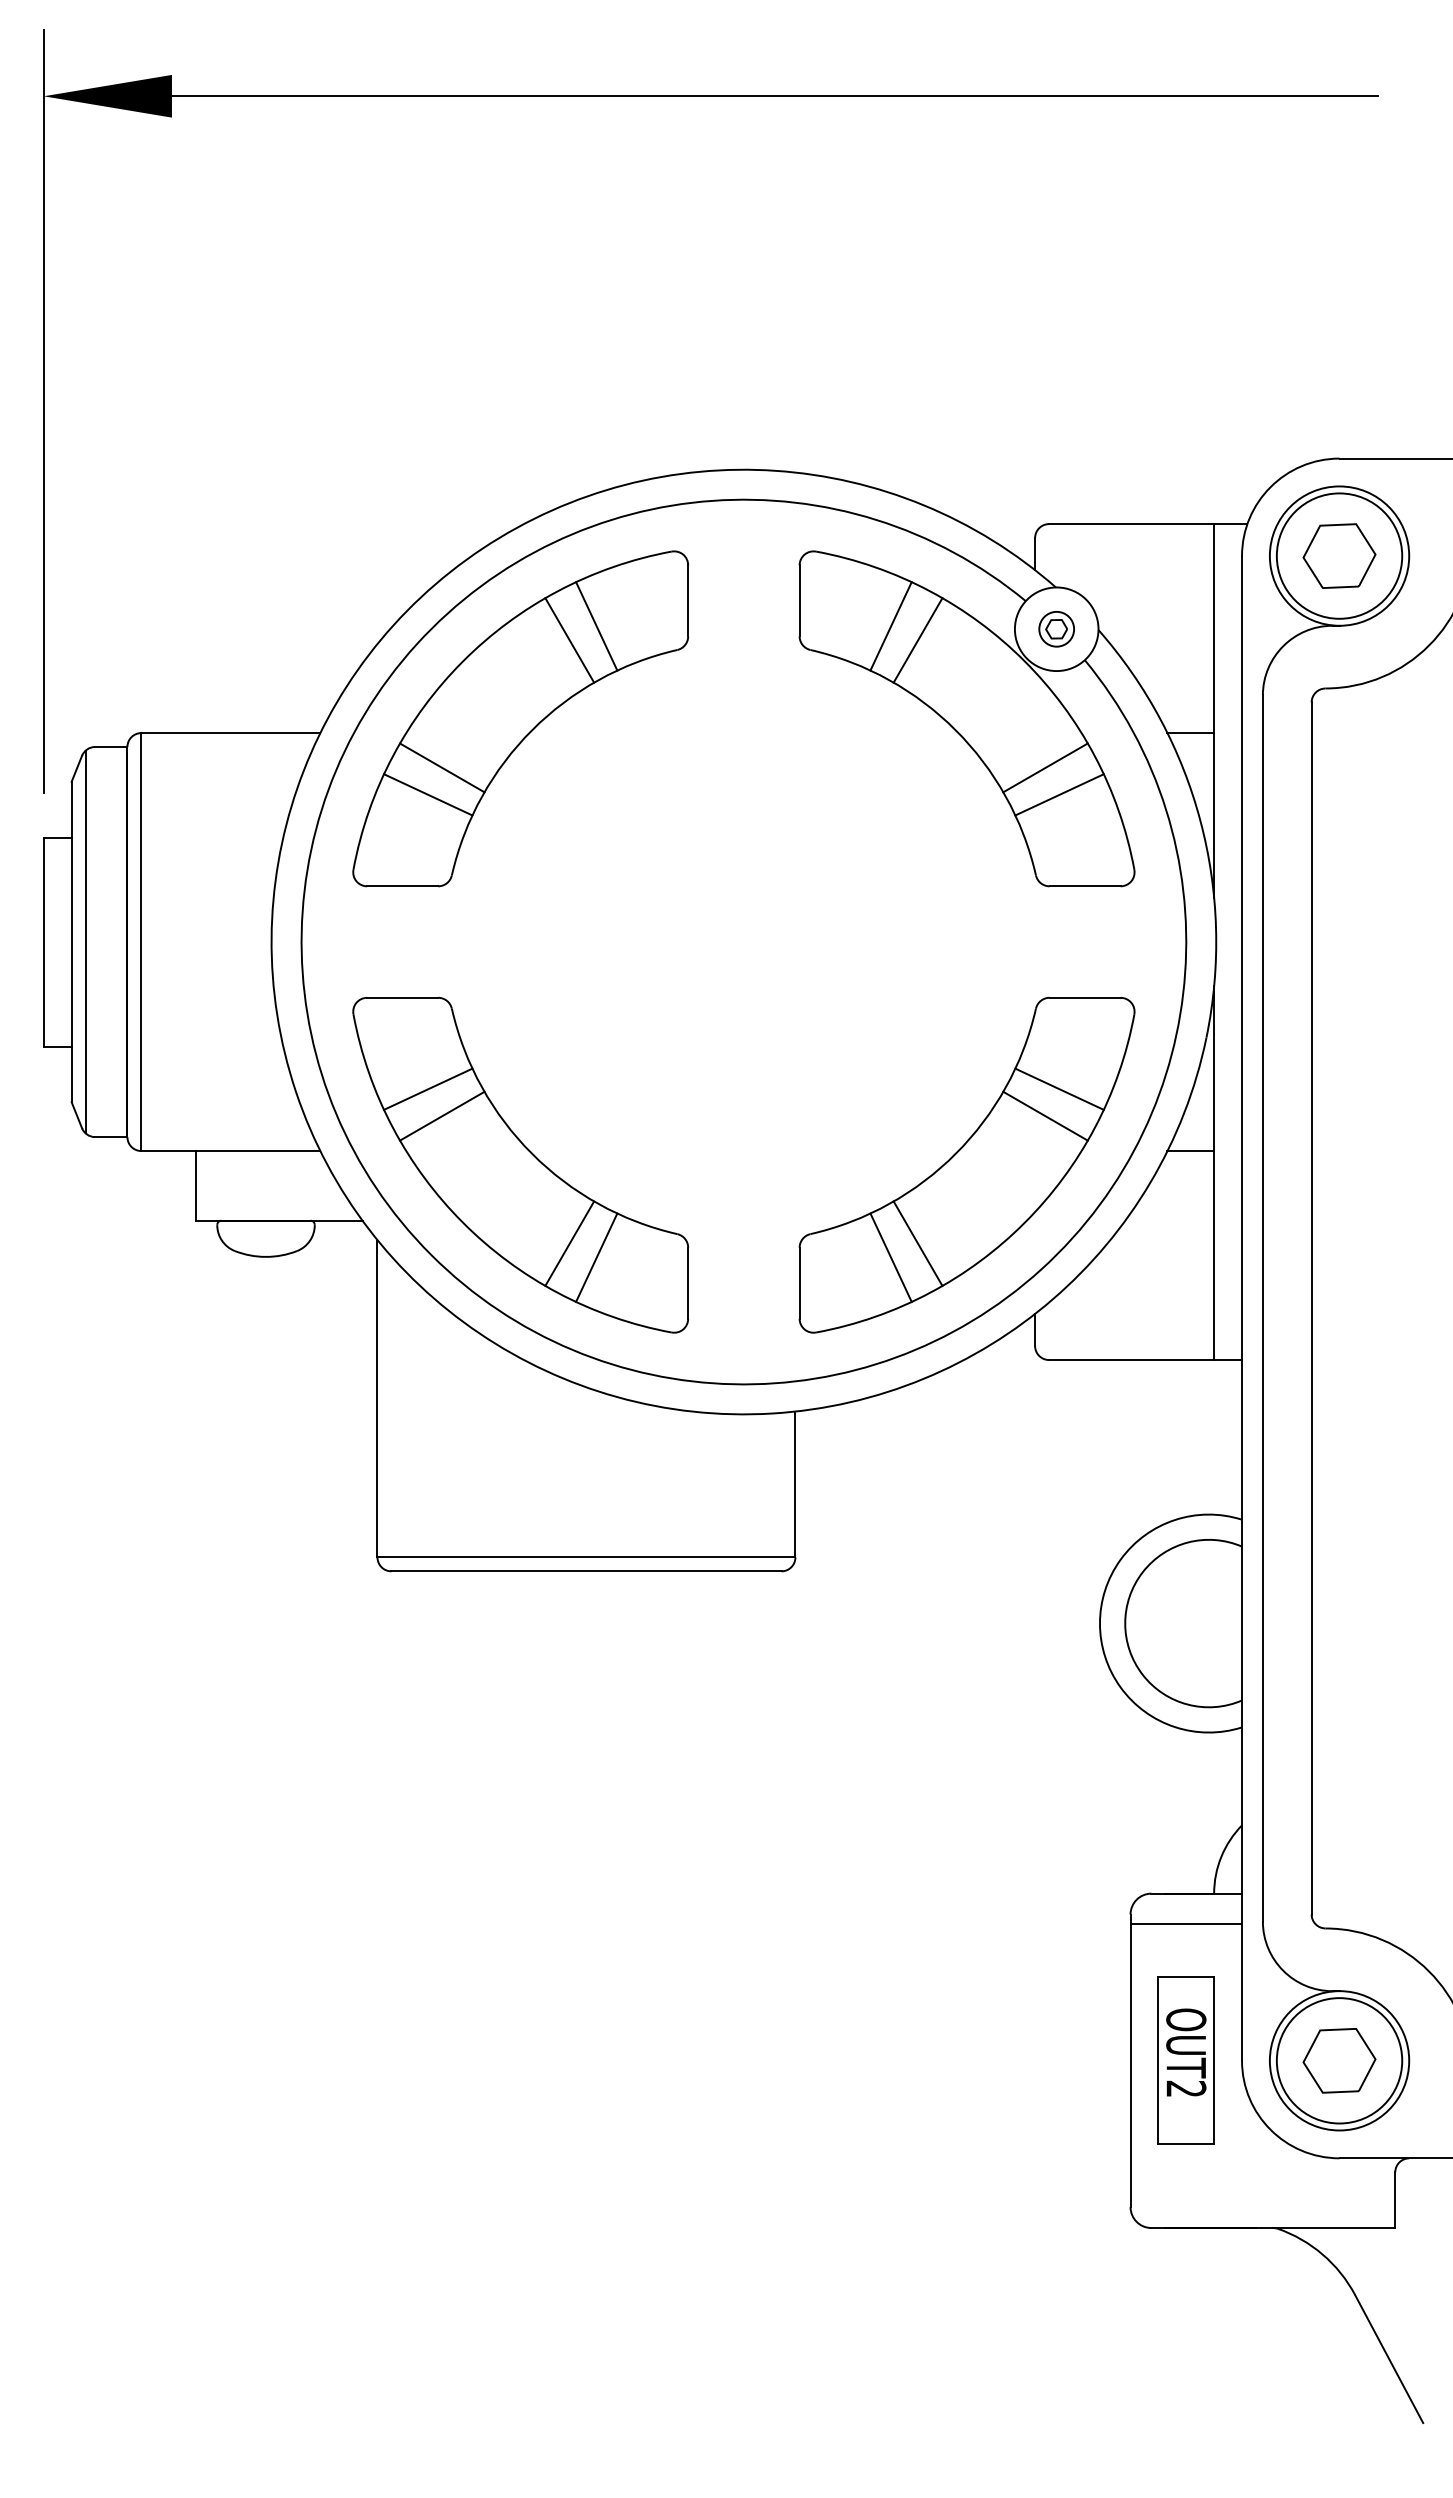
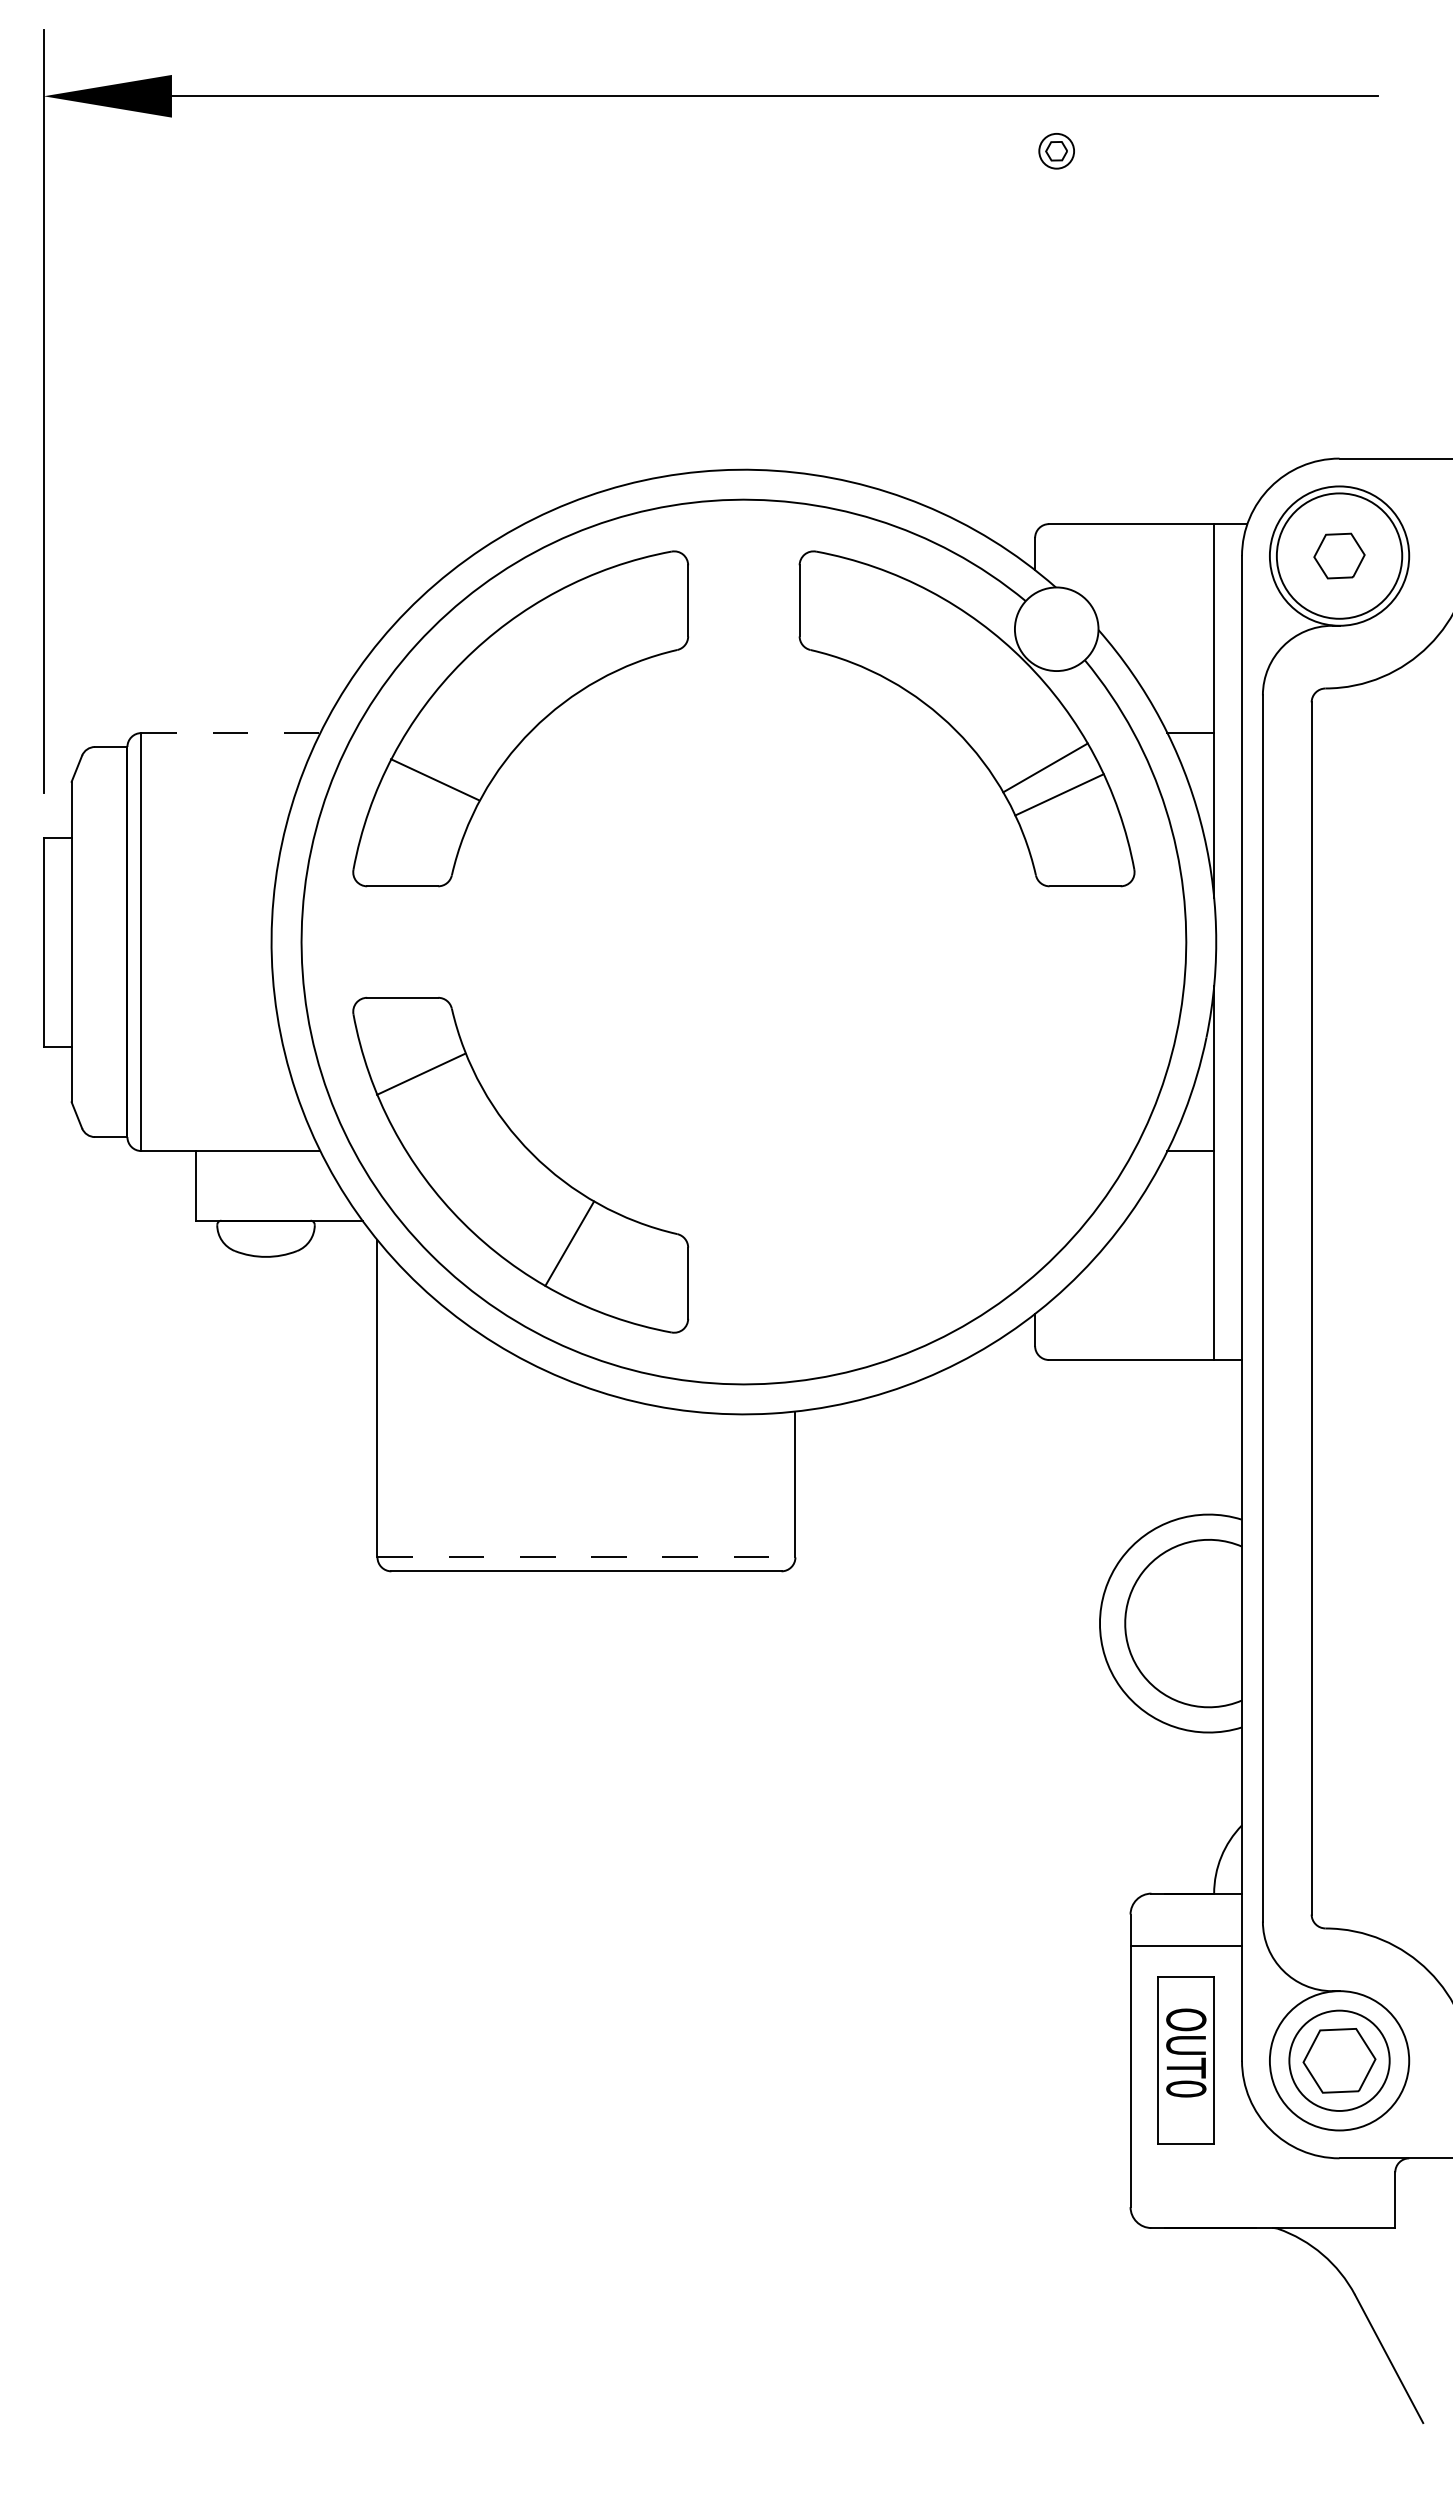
part size: 75x66 px -> 53x48 px (1339, 555)
line: present -> none (596, 626)
line: present -> none (890, 626)
part position: (1056, 629) -> (1056, 151) (1056, 151)
line: present -> none (569, 640)
line: present -> none (917, 640)
line: solid -> dashed (230, 733)
line: present -> none (442, 767)
line position: (428, 794) -> (435, 779) (435, 779)
line: present -> none (85, 941)
line position: (428, 1088) -> (421, 1073) (421, 1073)
line: present -> none (442, 1115)
part: present -> none (966, 1164)
line: present -> none (596, 1257)
line: solid -> dashed (586, 1557)
line position: (1185, 1924) -> (1185, 1946) (1185, 1946)
circle diameter: 125 px -> 100 px (1339, 2060)
text: OUT2 -> OUT0 (1186, 2088)
